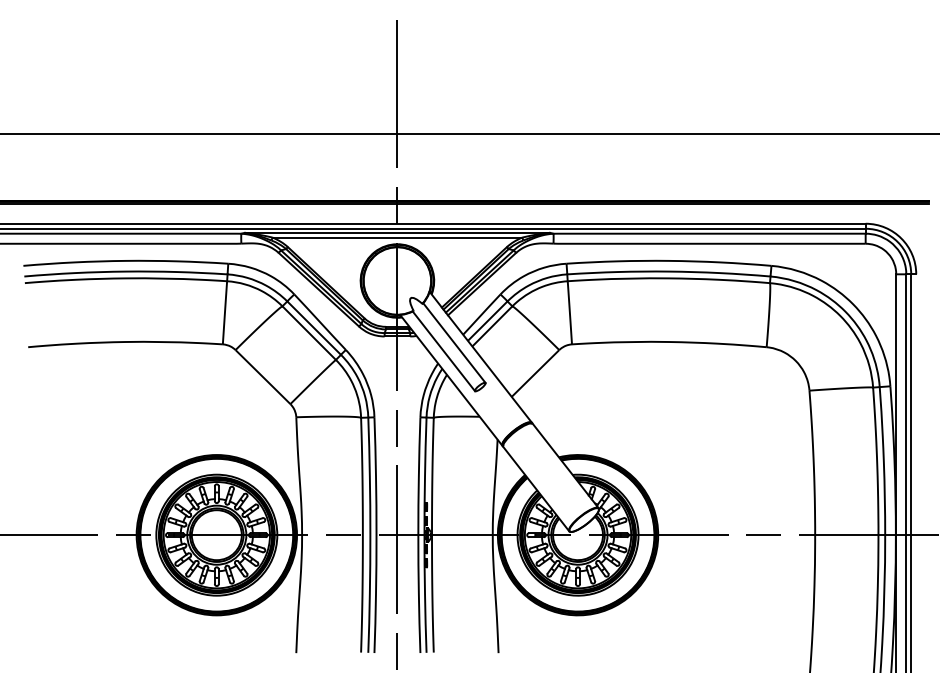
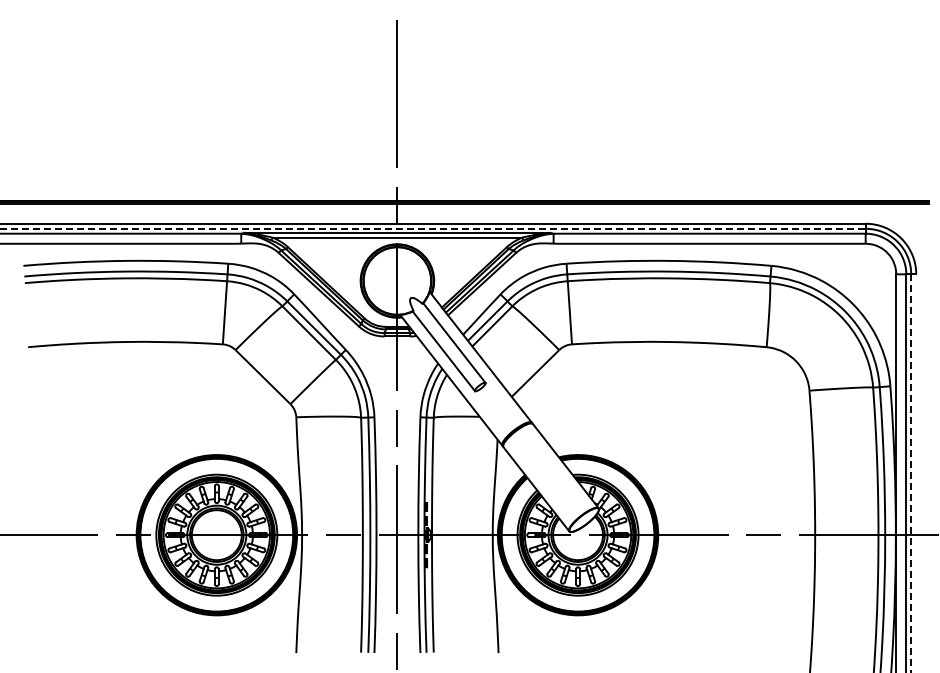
line: present -> none (469, 133)
line: solid -> dashed (433, 228)
line: solid -> dashed (911, 473)
